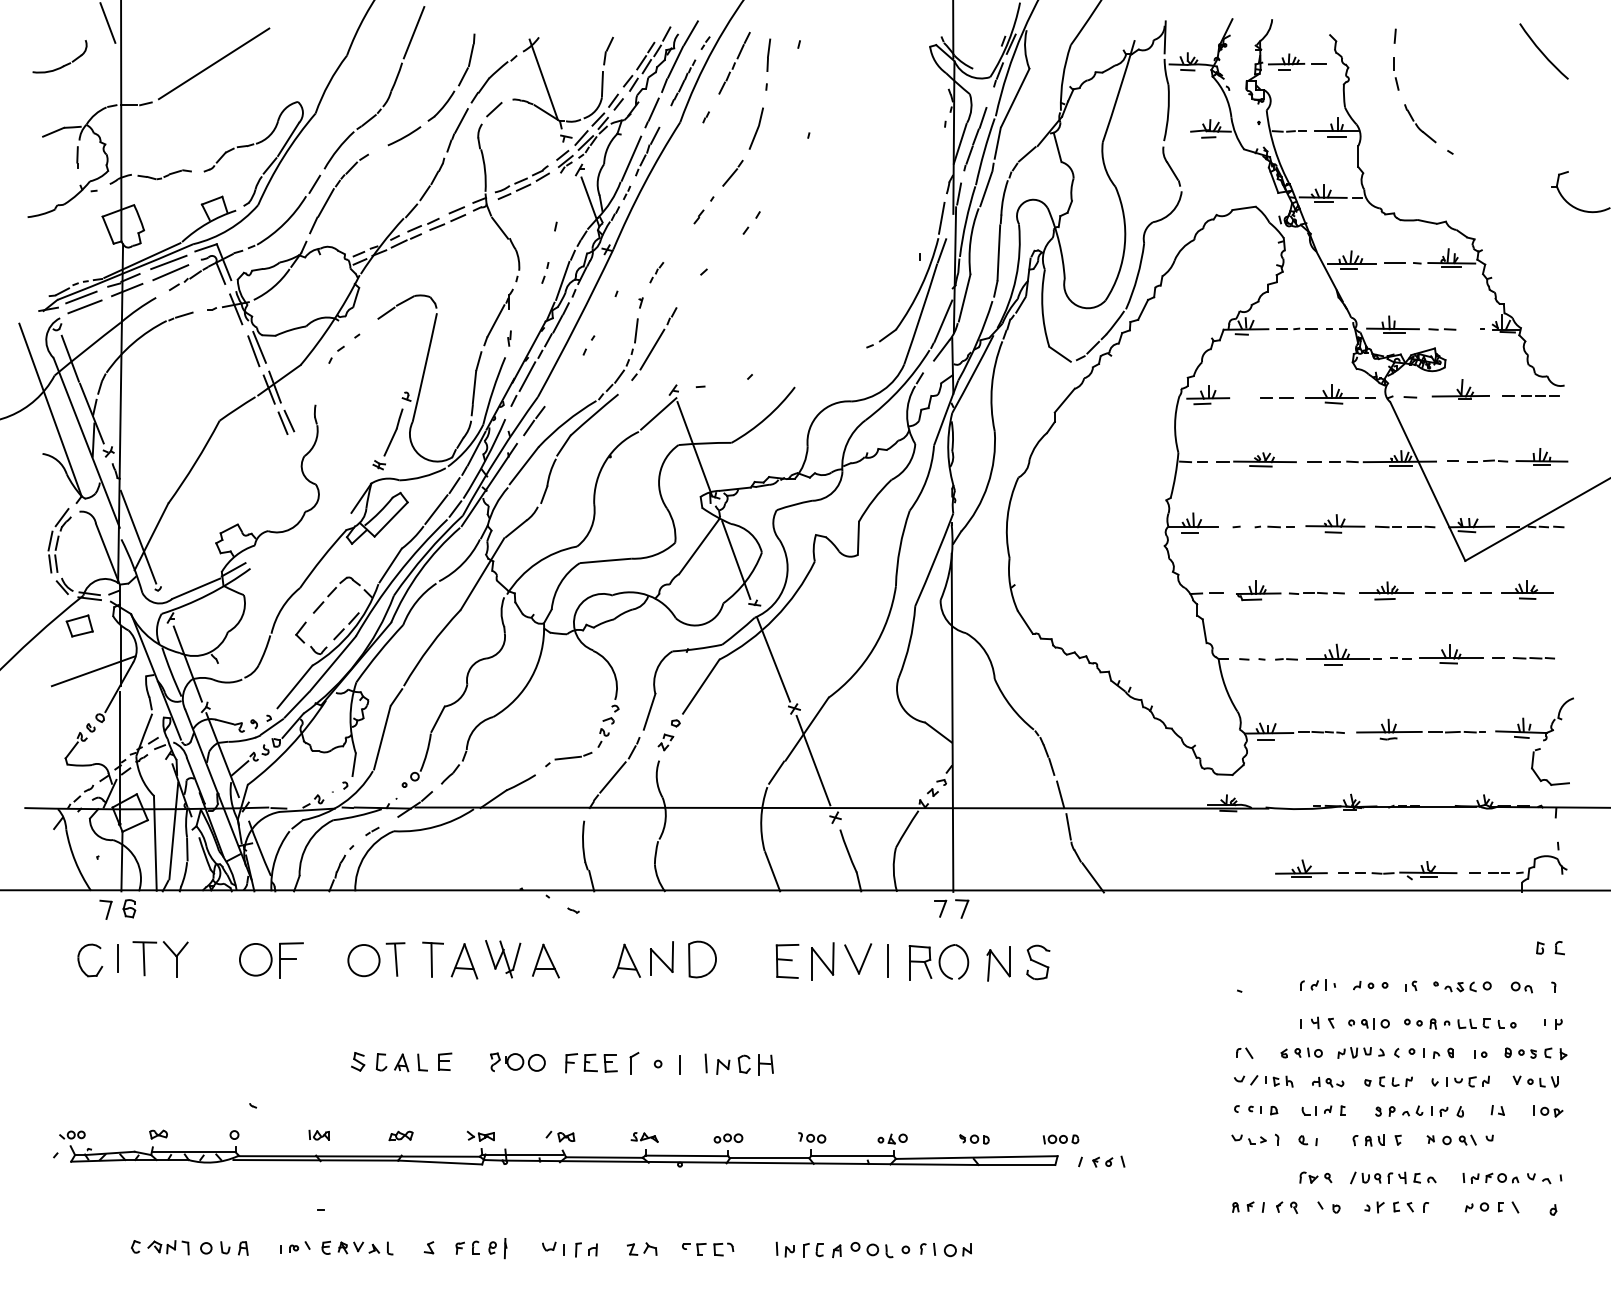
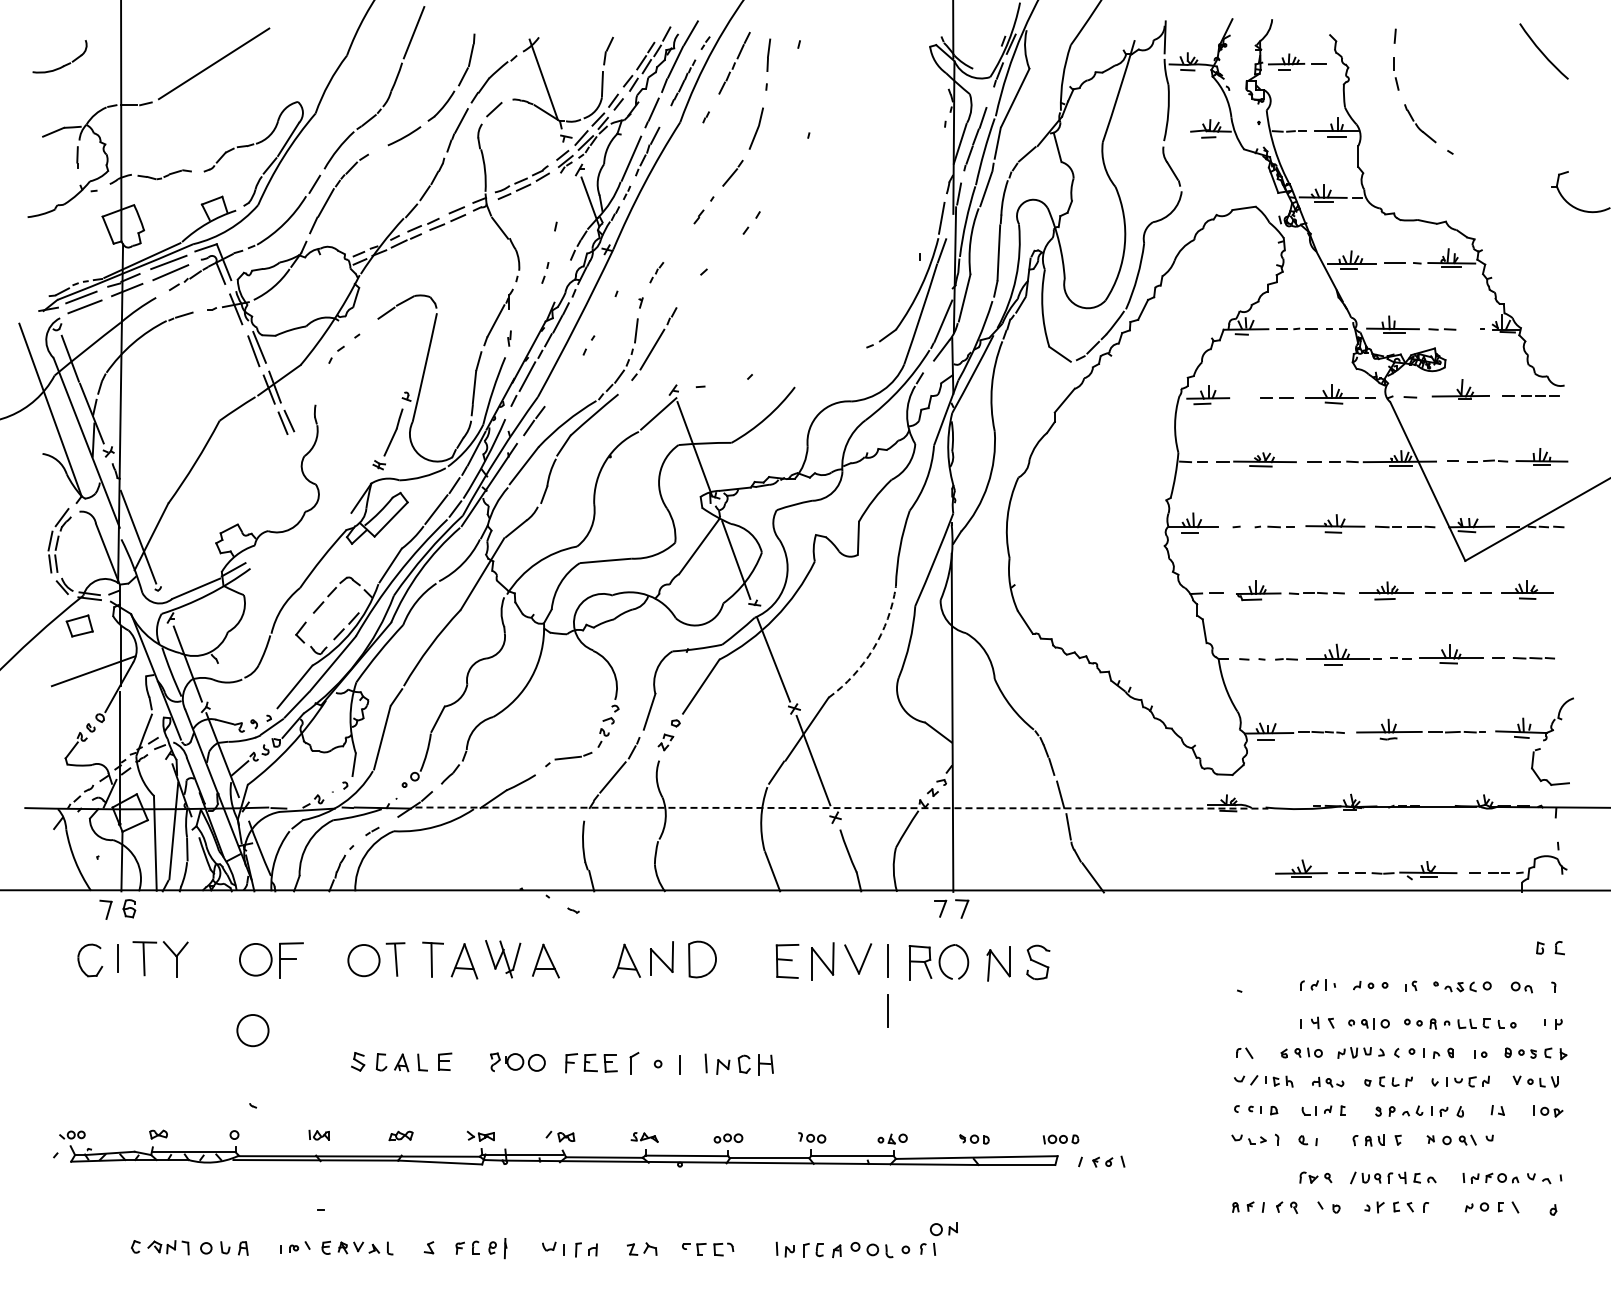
line: present -> none (107, 22)
line: present -> none (562, 280)
arc: solid -> dashed (873, 648)
line: solid -> dashed (842, 808)
line: none -> present (887, 1010)
circle: none -> present (252, 1030)
part position: (957, 1250) -> (943, 1229) (943, 1229)
